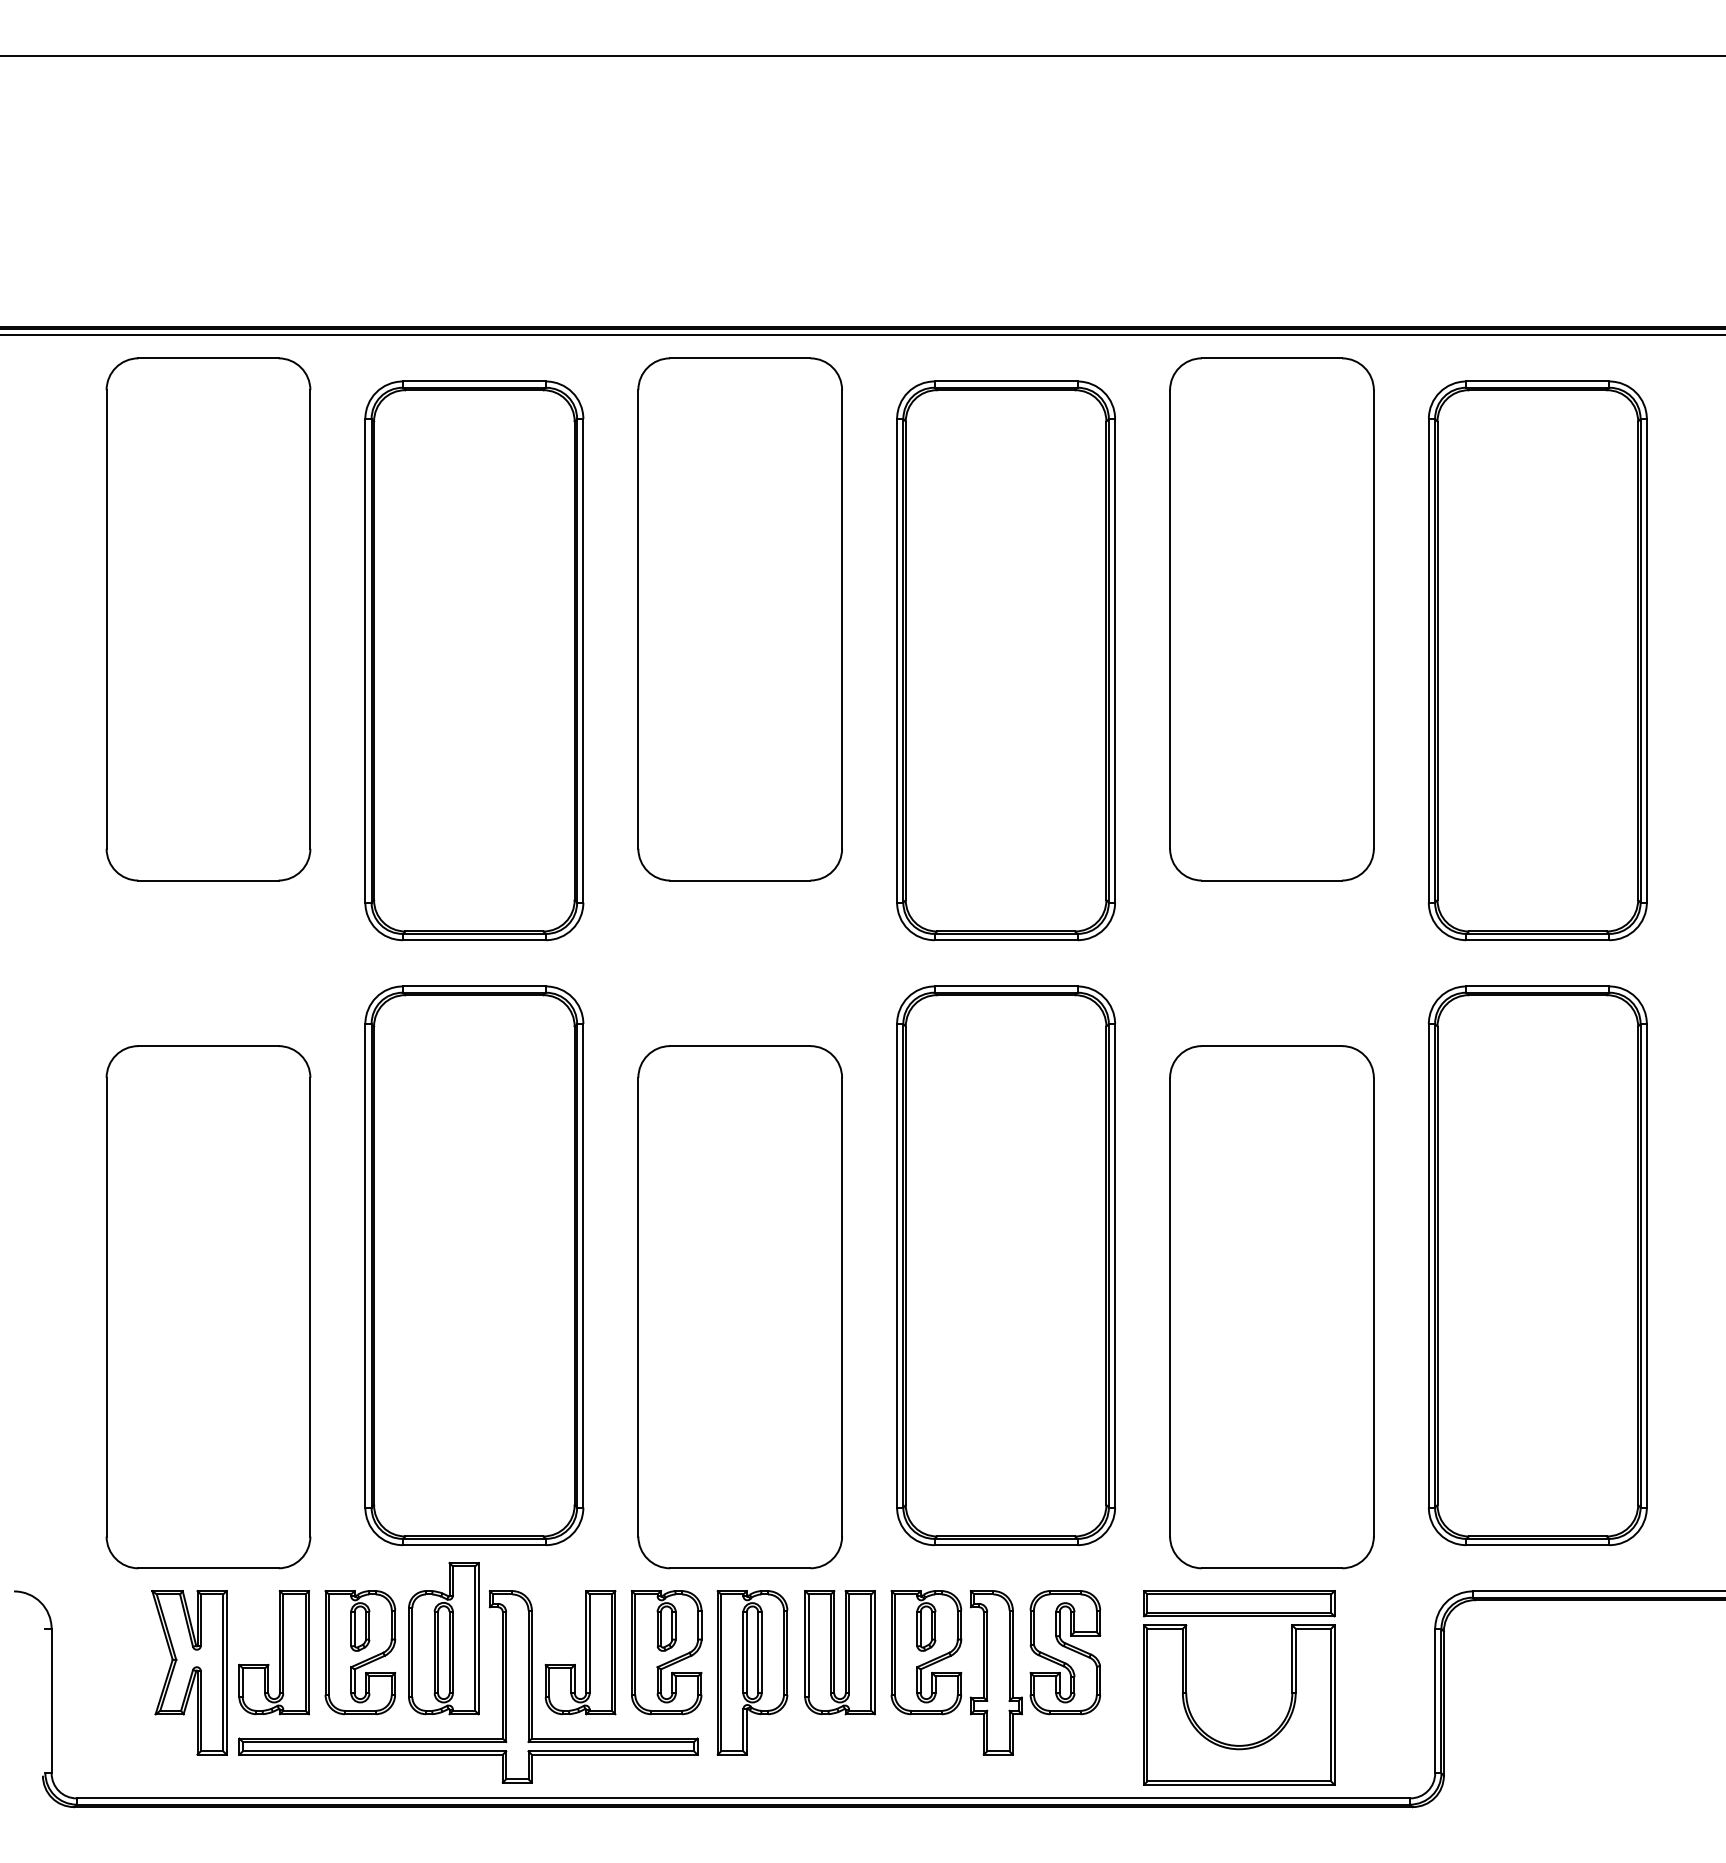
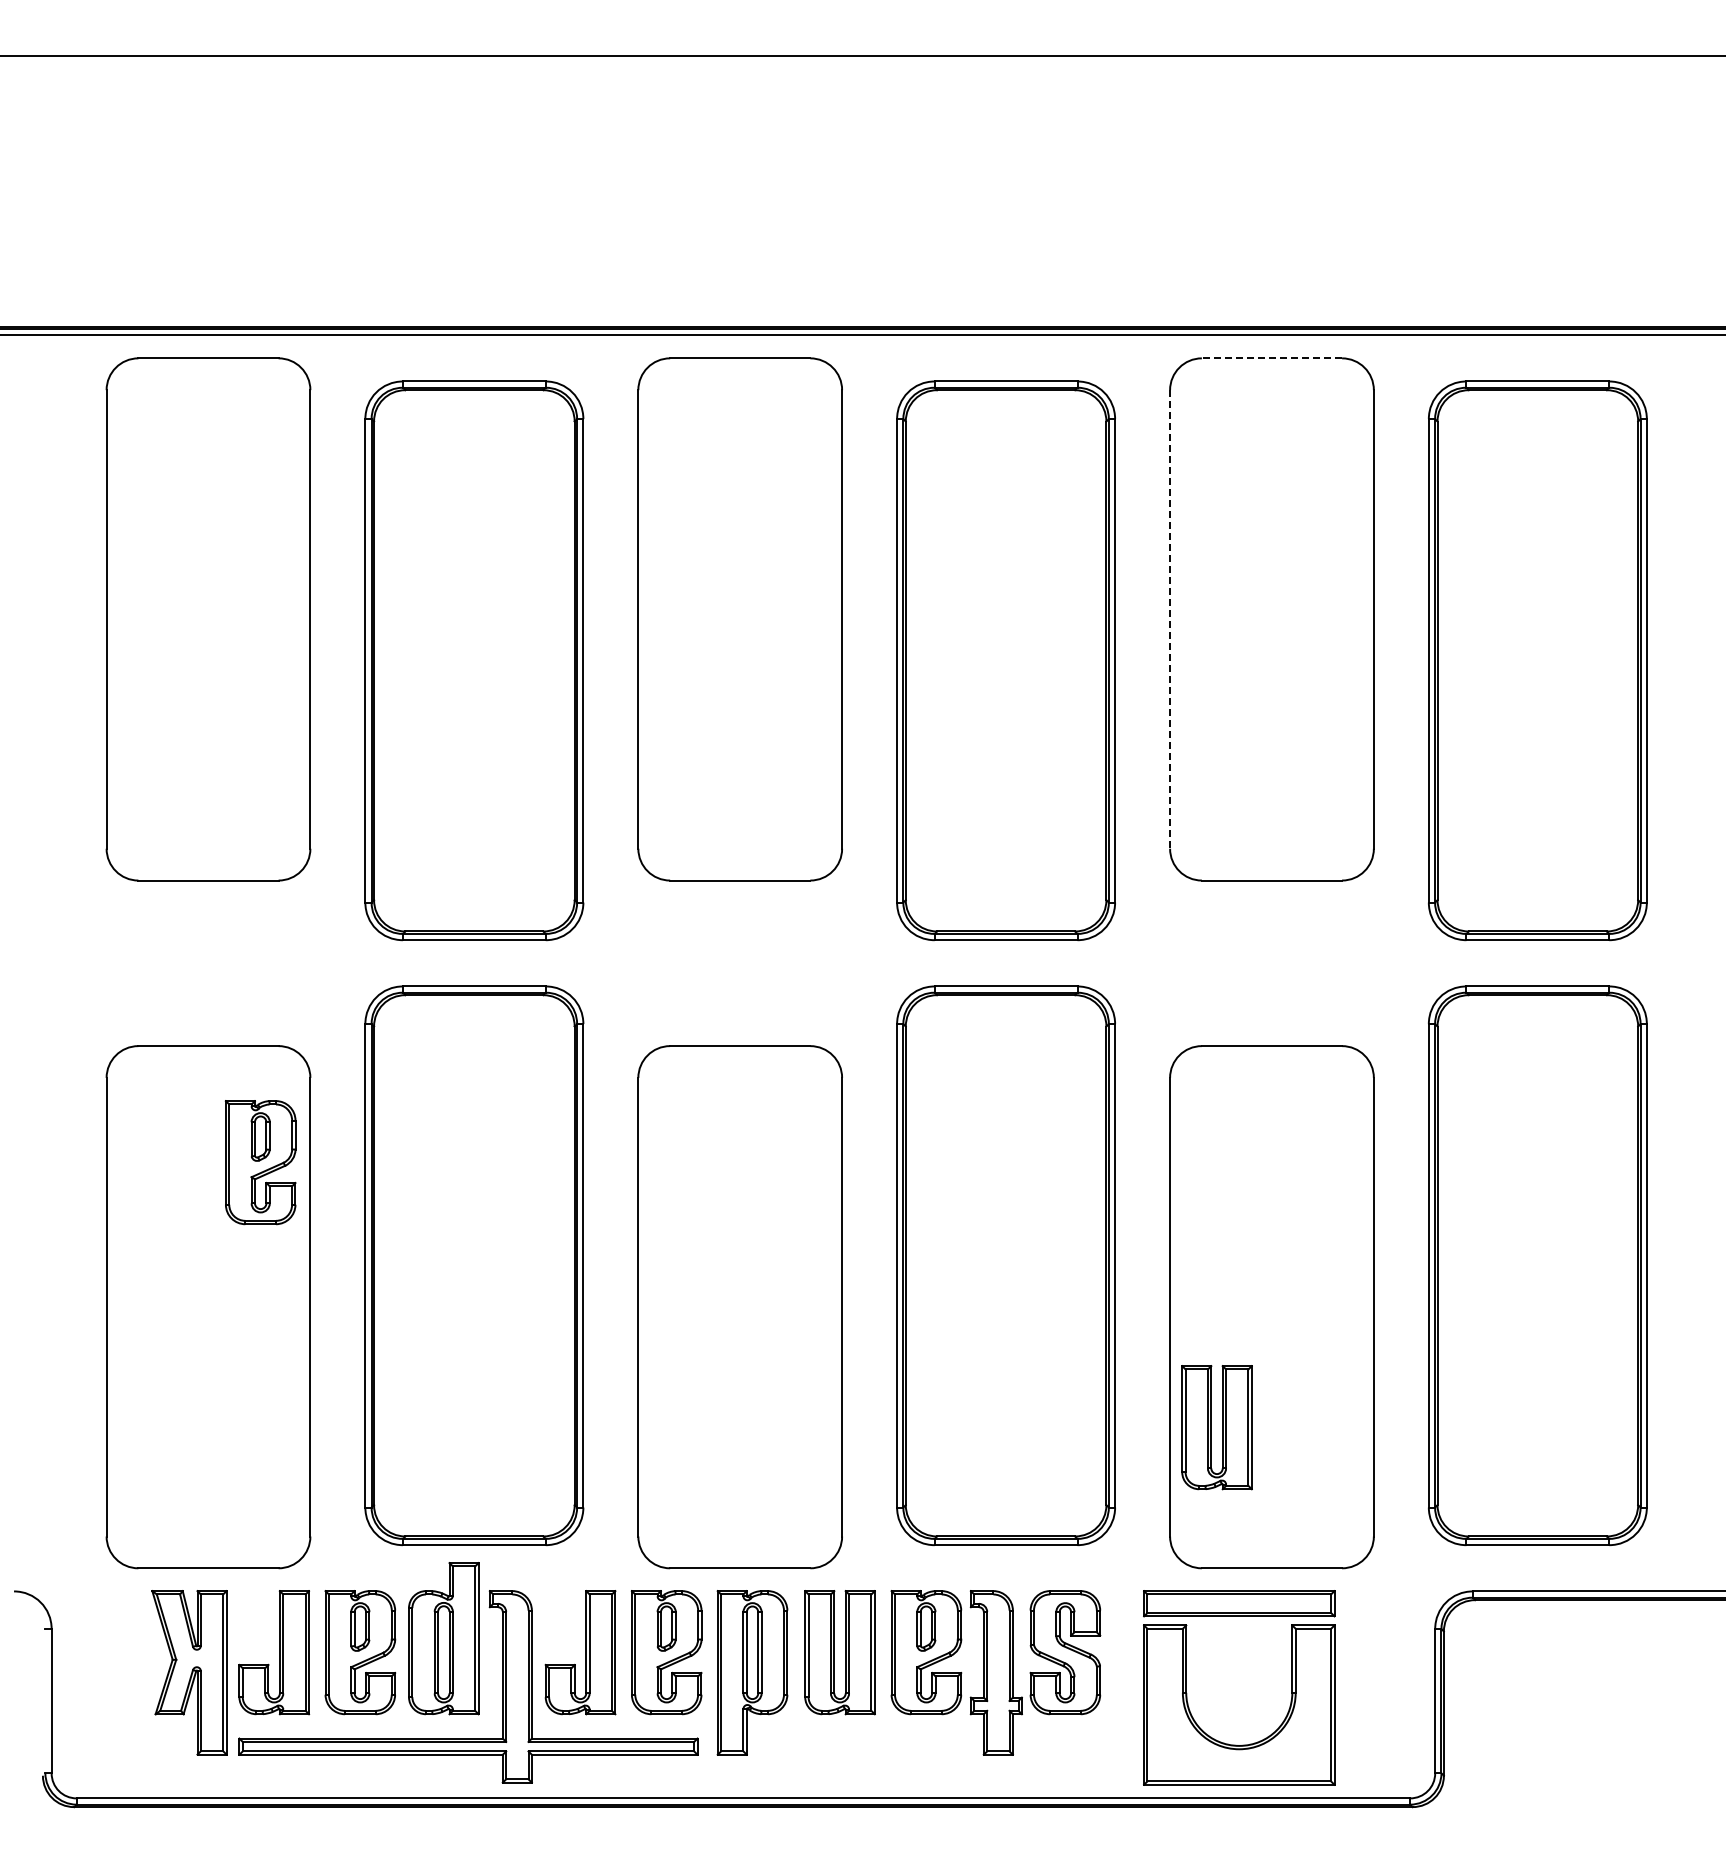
line: solid -> dashed (1271, 358)
line: solid -> dashed (1170, 619)
part: none -> present (260, 1162)
part: none -> present (1216, 1427)
